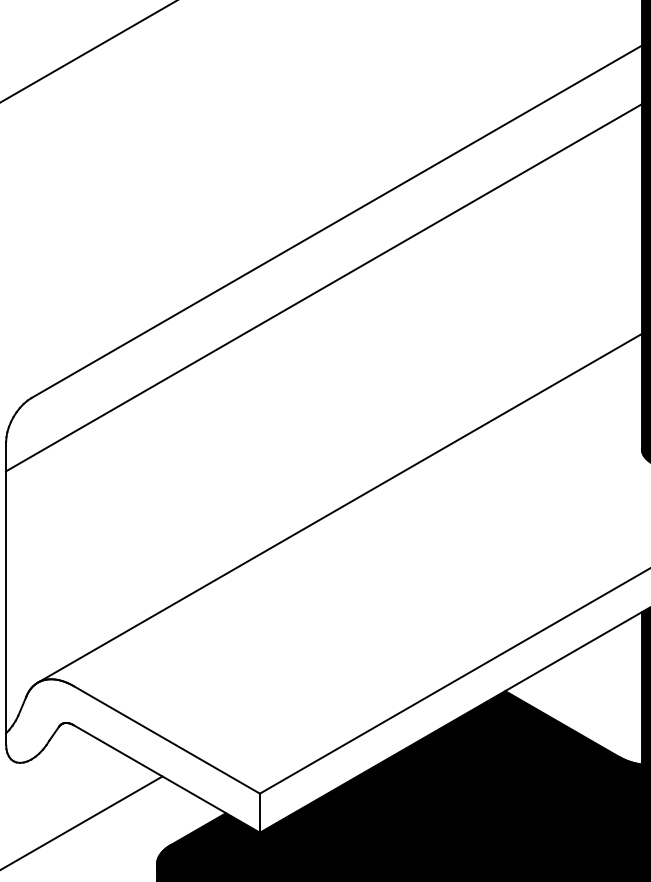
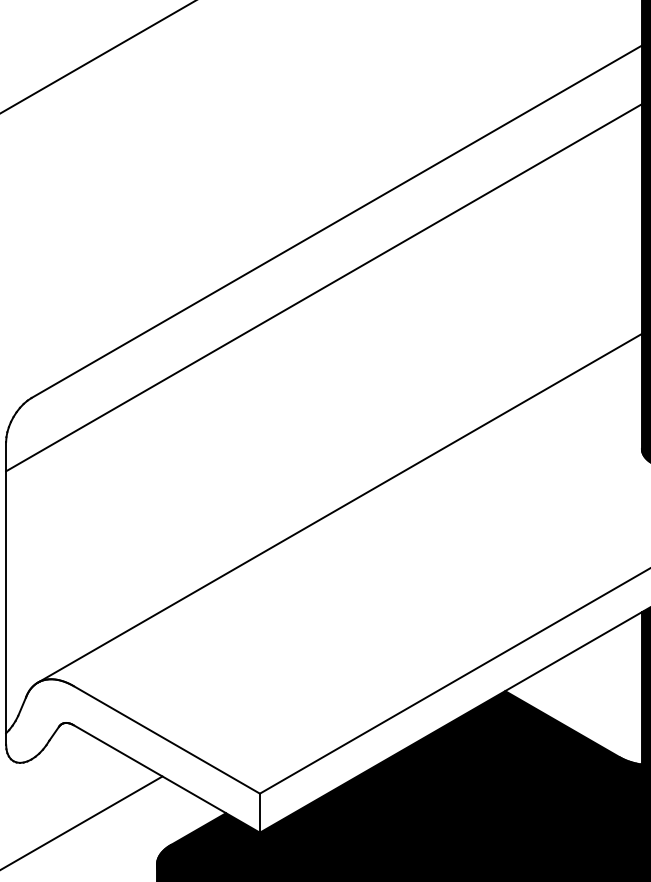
line position: (88, 51) -> (97, 57) (97, 57)
